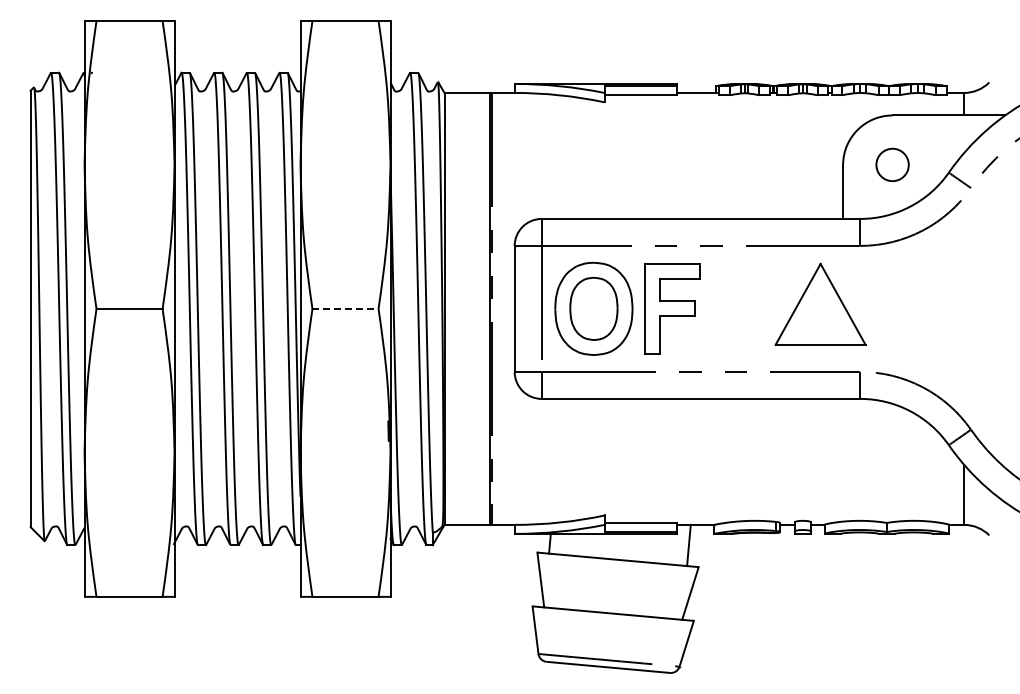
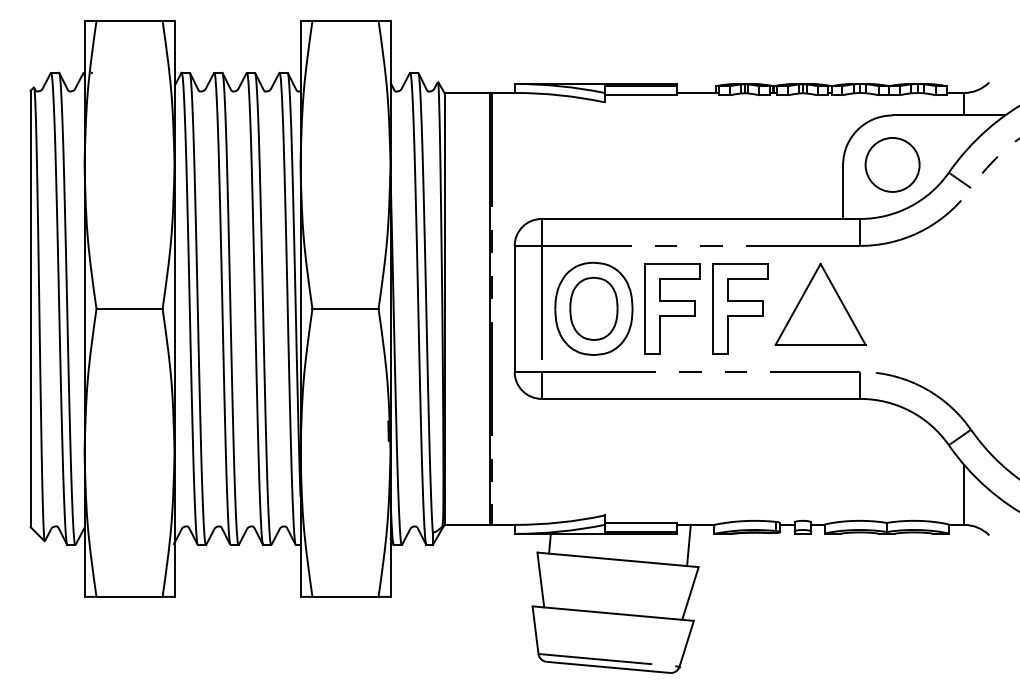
circle diameter: 32 px -> 54 px (892, 164)
line: dashed -> solid (346, 308)
part: none -> present (740, 308)
